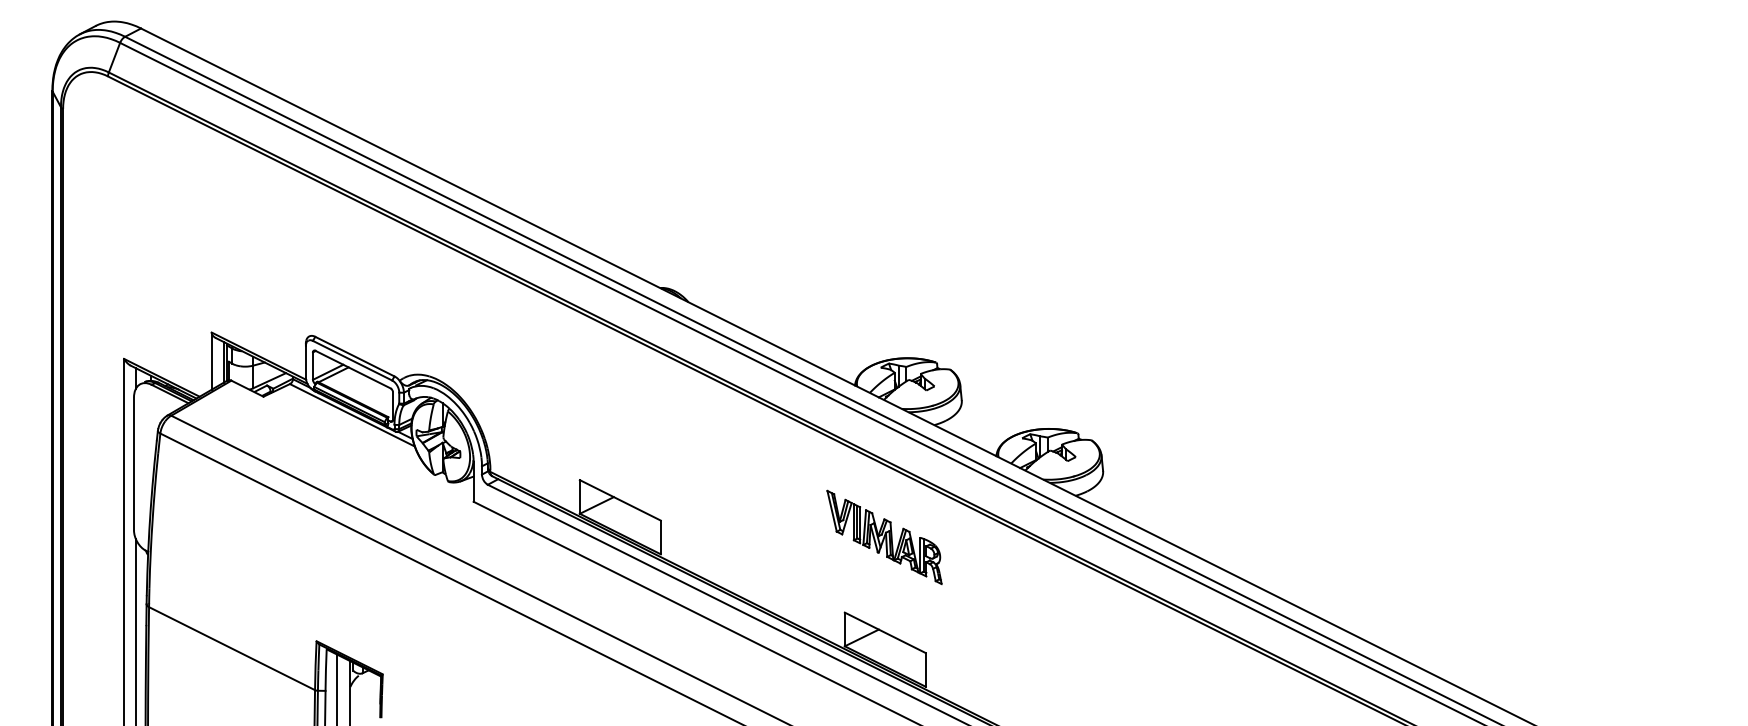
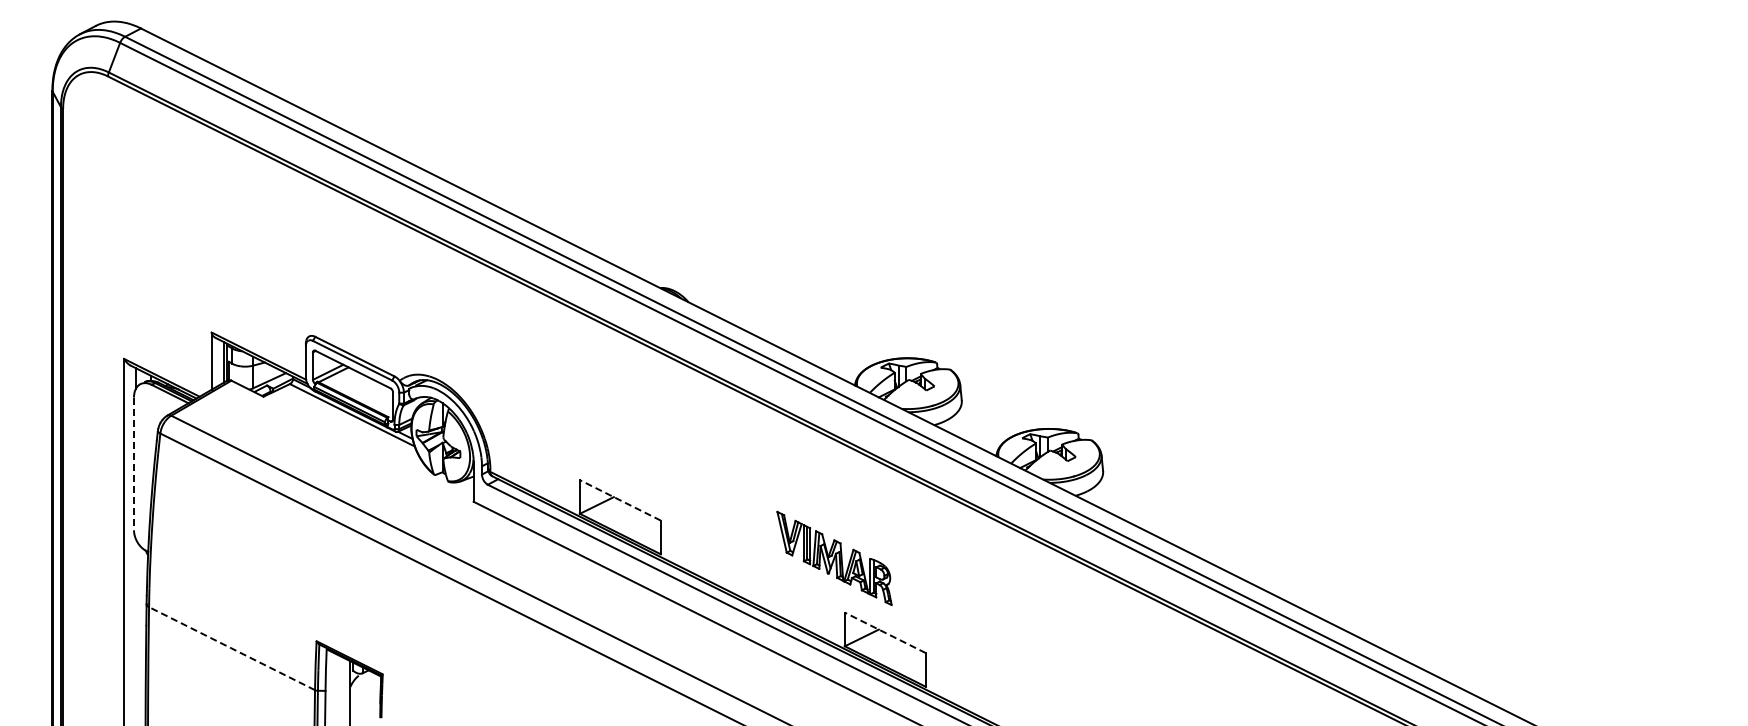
line: solid -> dashed (133, 464)
line: solid -> dashed (619, 500)
part position: (884, 536) -> (834, 557) (834, 557)
line: present -> none (135, 630)
line: solid -> dashed (884, 632)
line: solid -> dashed (232, 648)
line: present -> none (336, 688)
